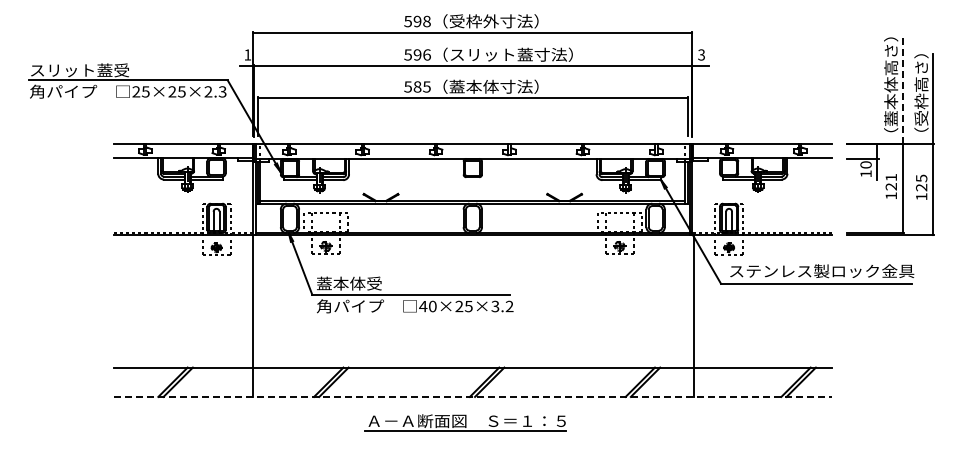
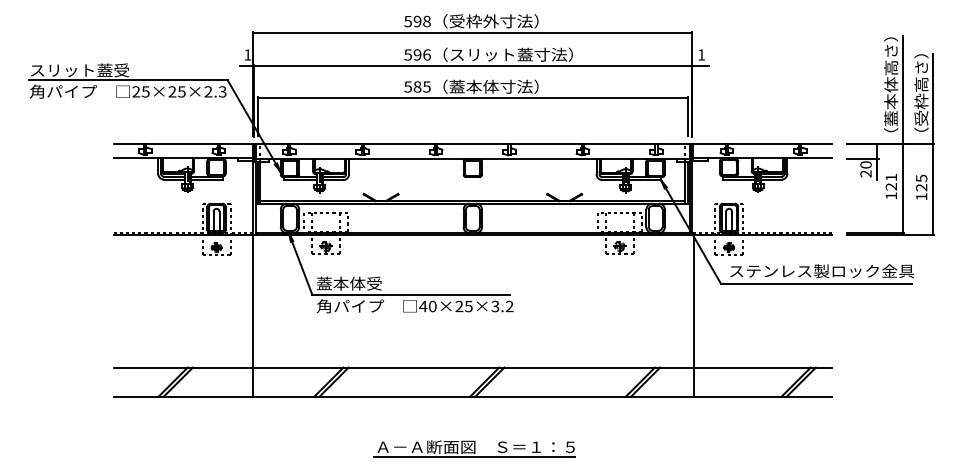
text: 3 -> 1 (701, 54)
line: dashed -> solid (902, 89)
text: 10 -> 20 (865, 173)
line: dashed -> solid (473, 396)
part position: (465, 422) -> (474, 448) (474, 448)
